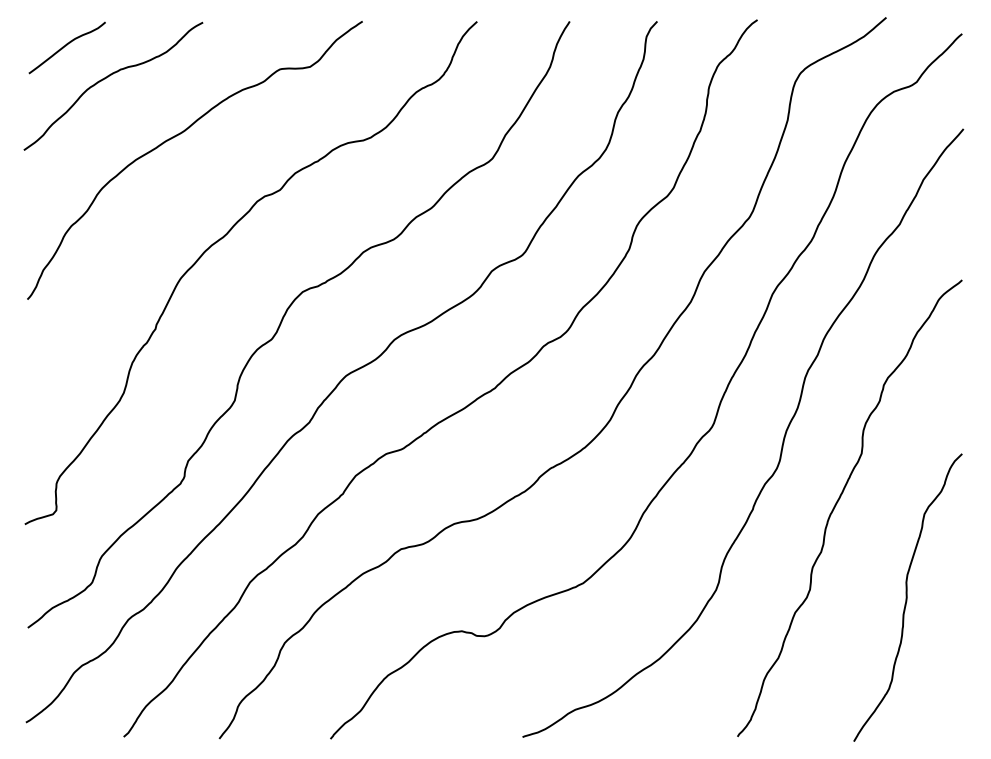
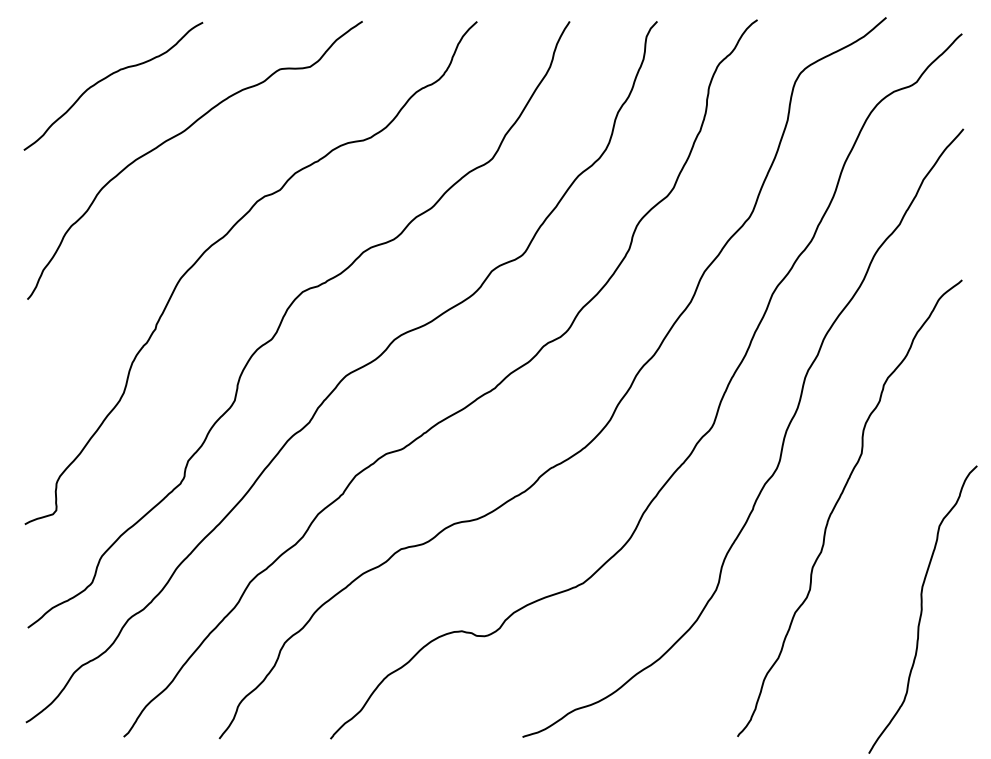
curve: present -> none (66, 46)
curve position: (907, 597) -> (922, 609) (922, 609)
